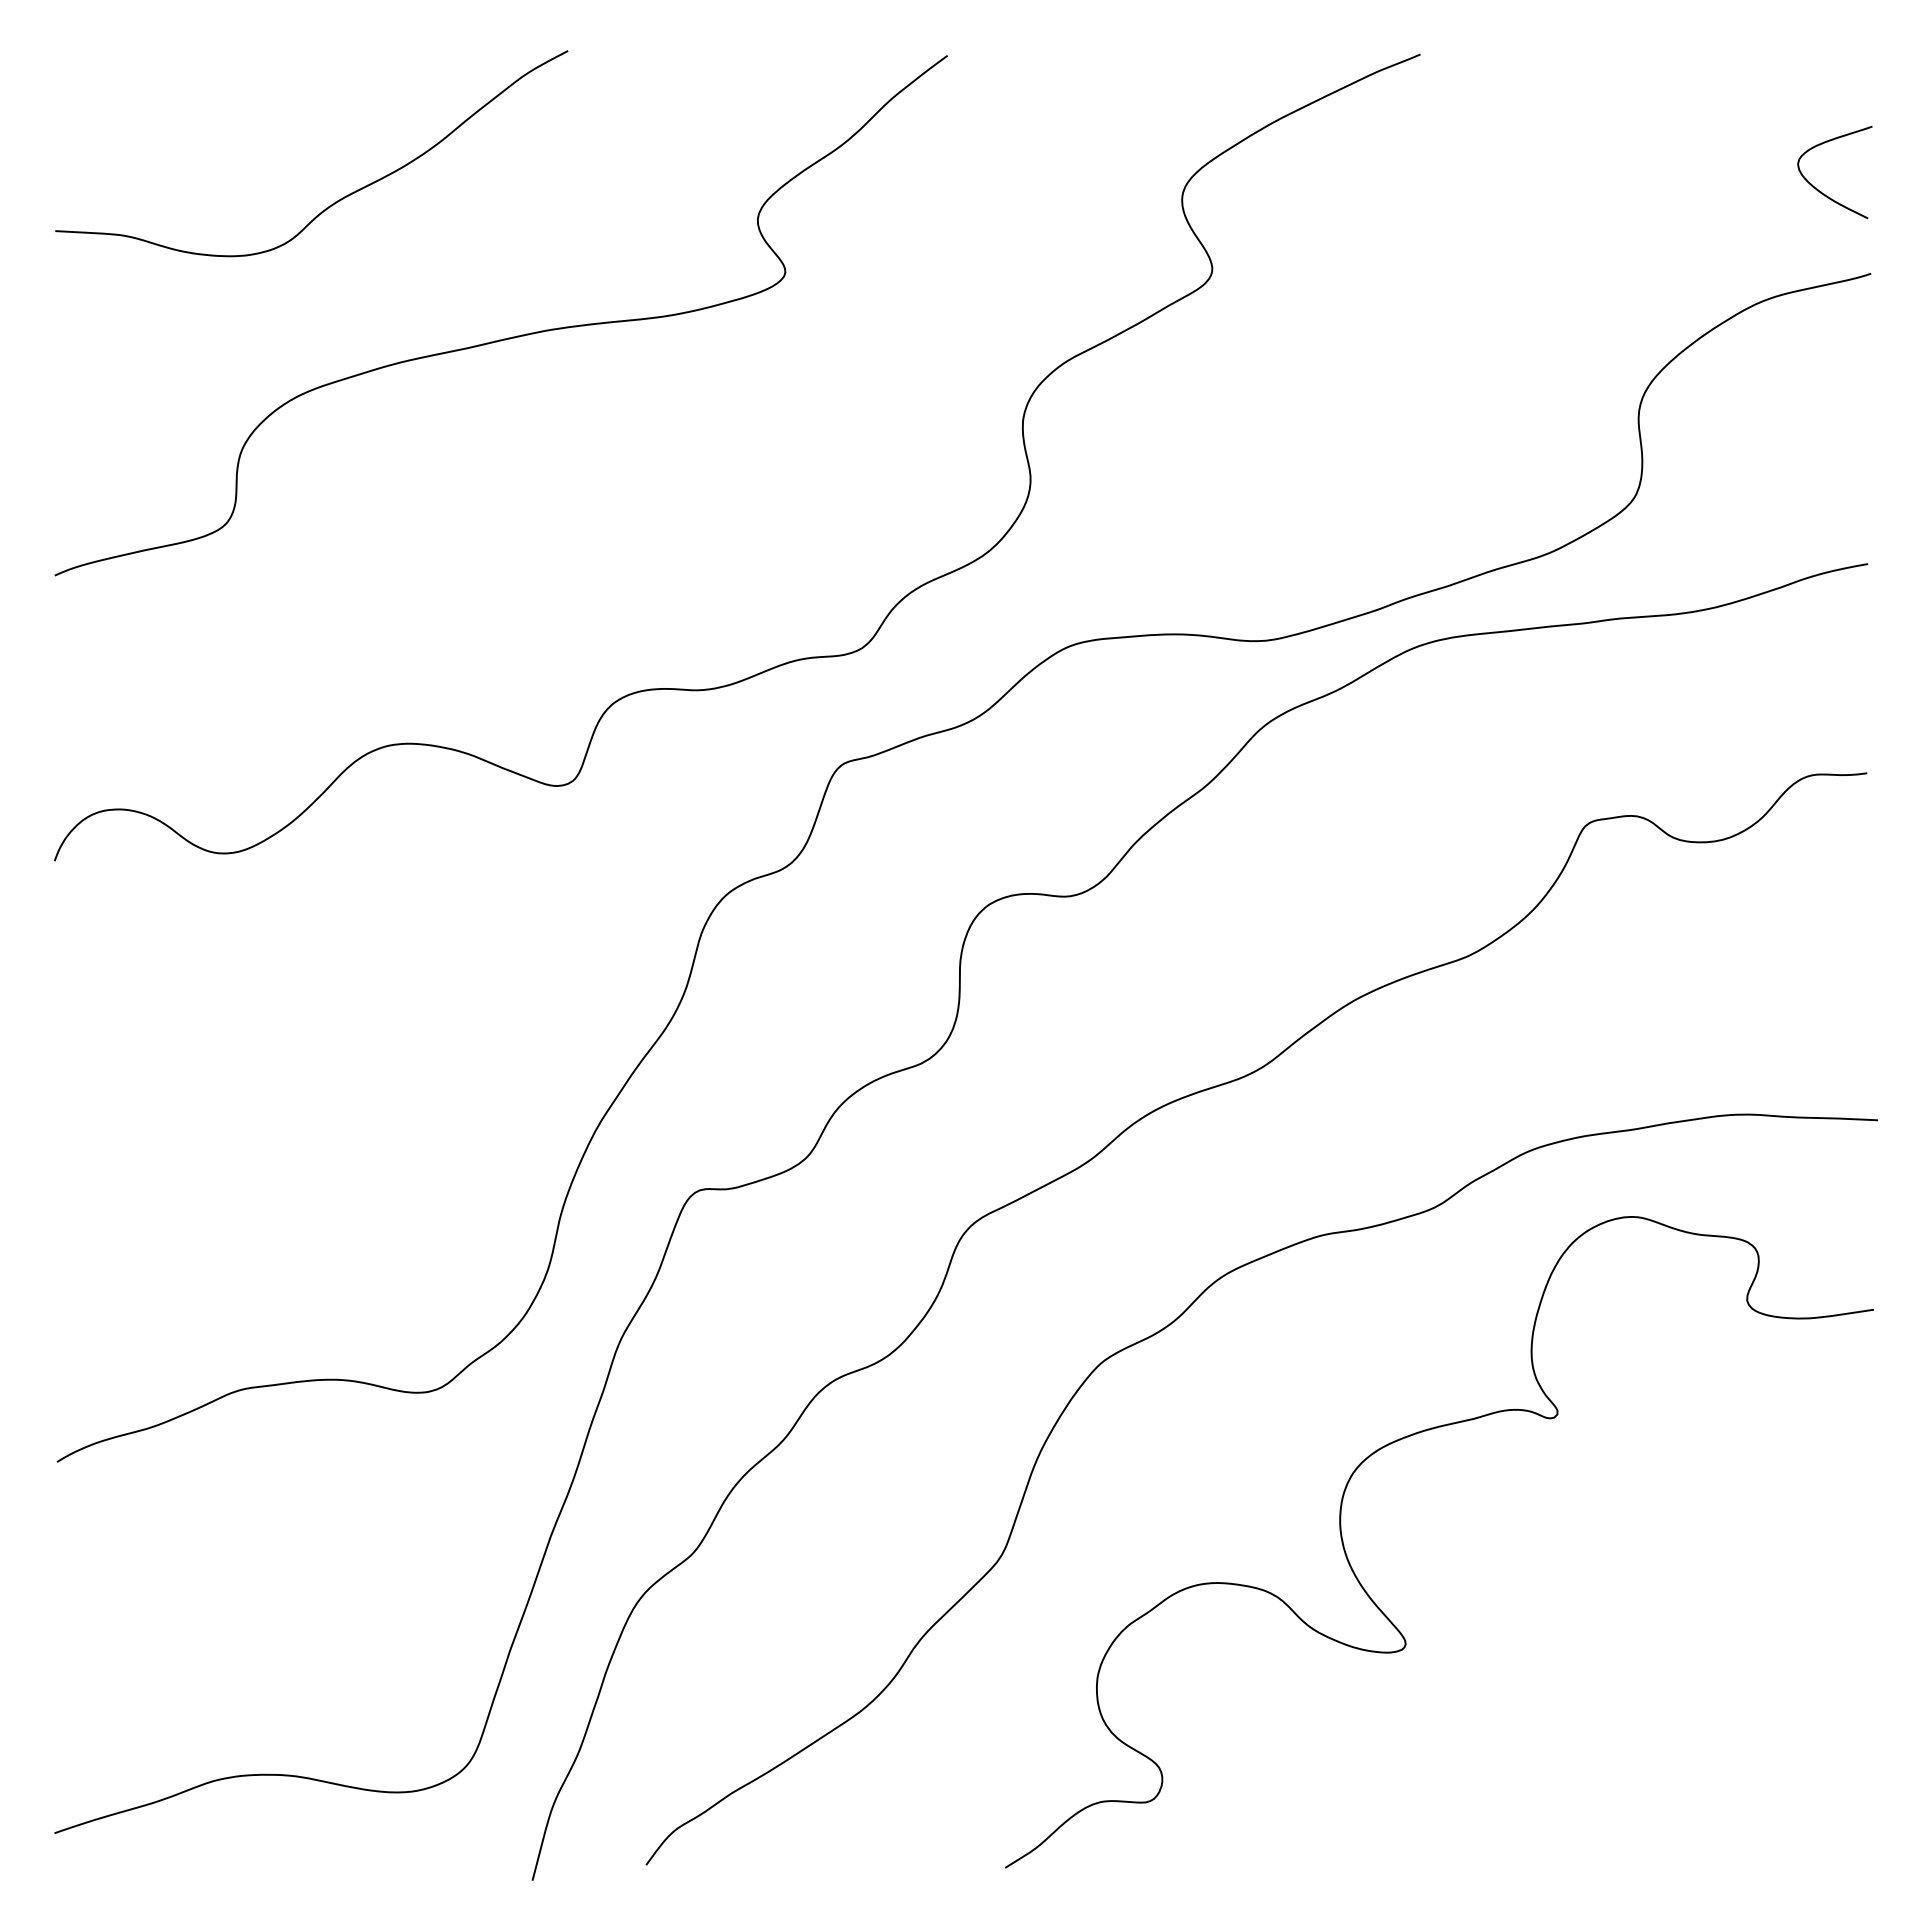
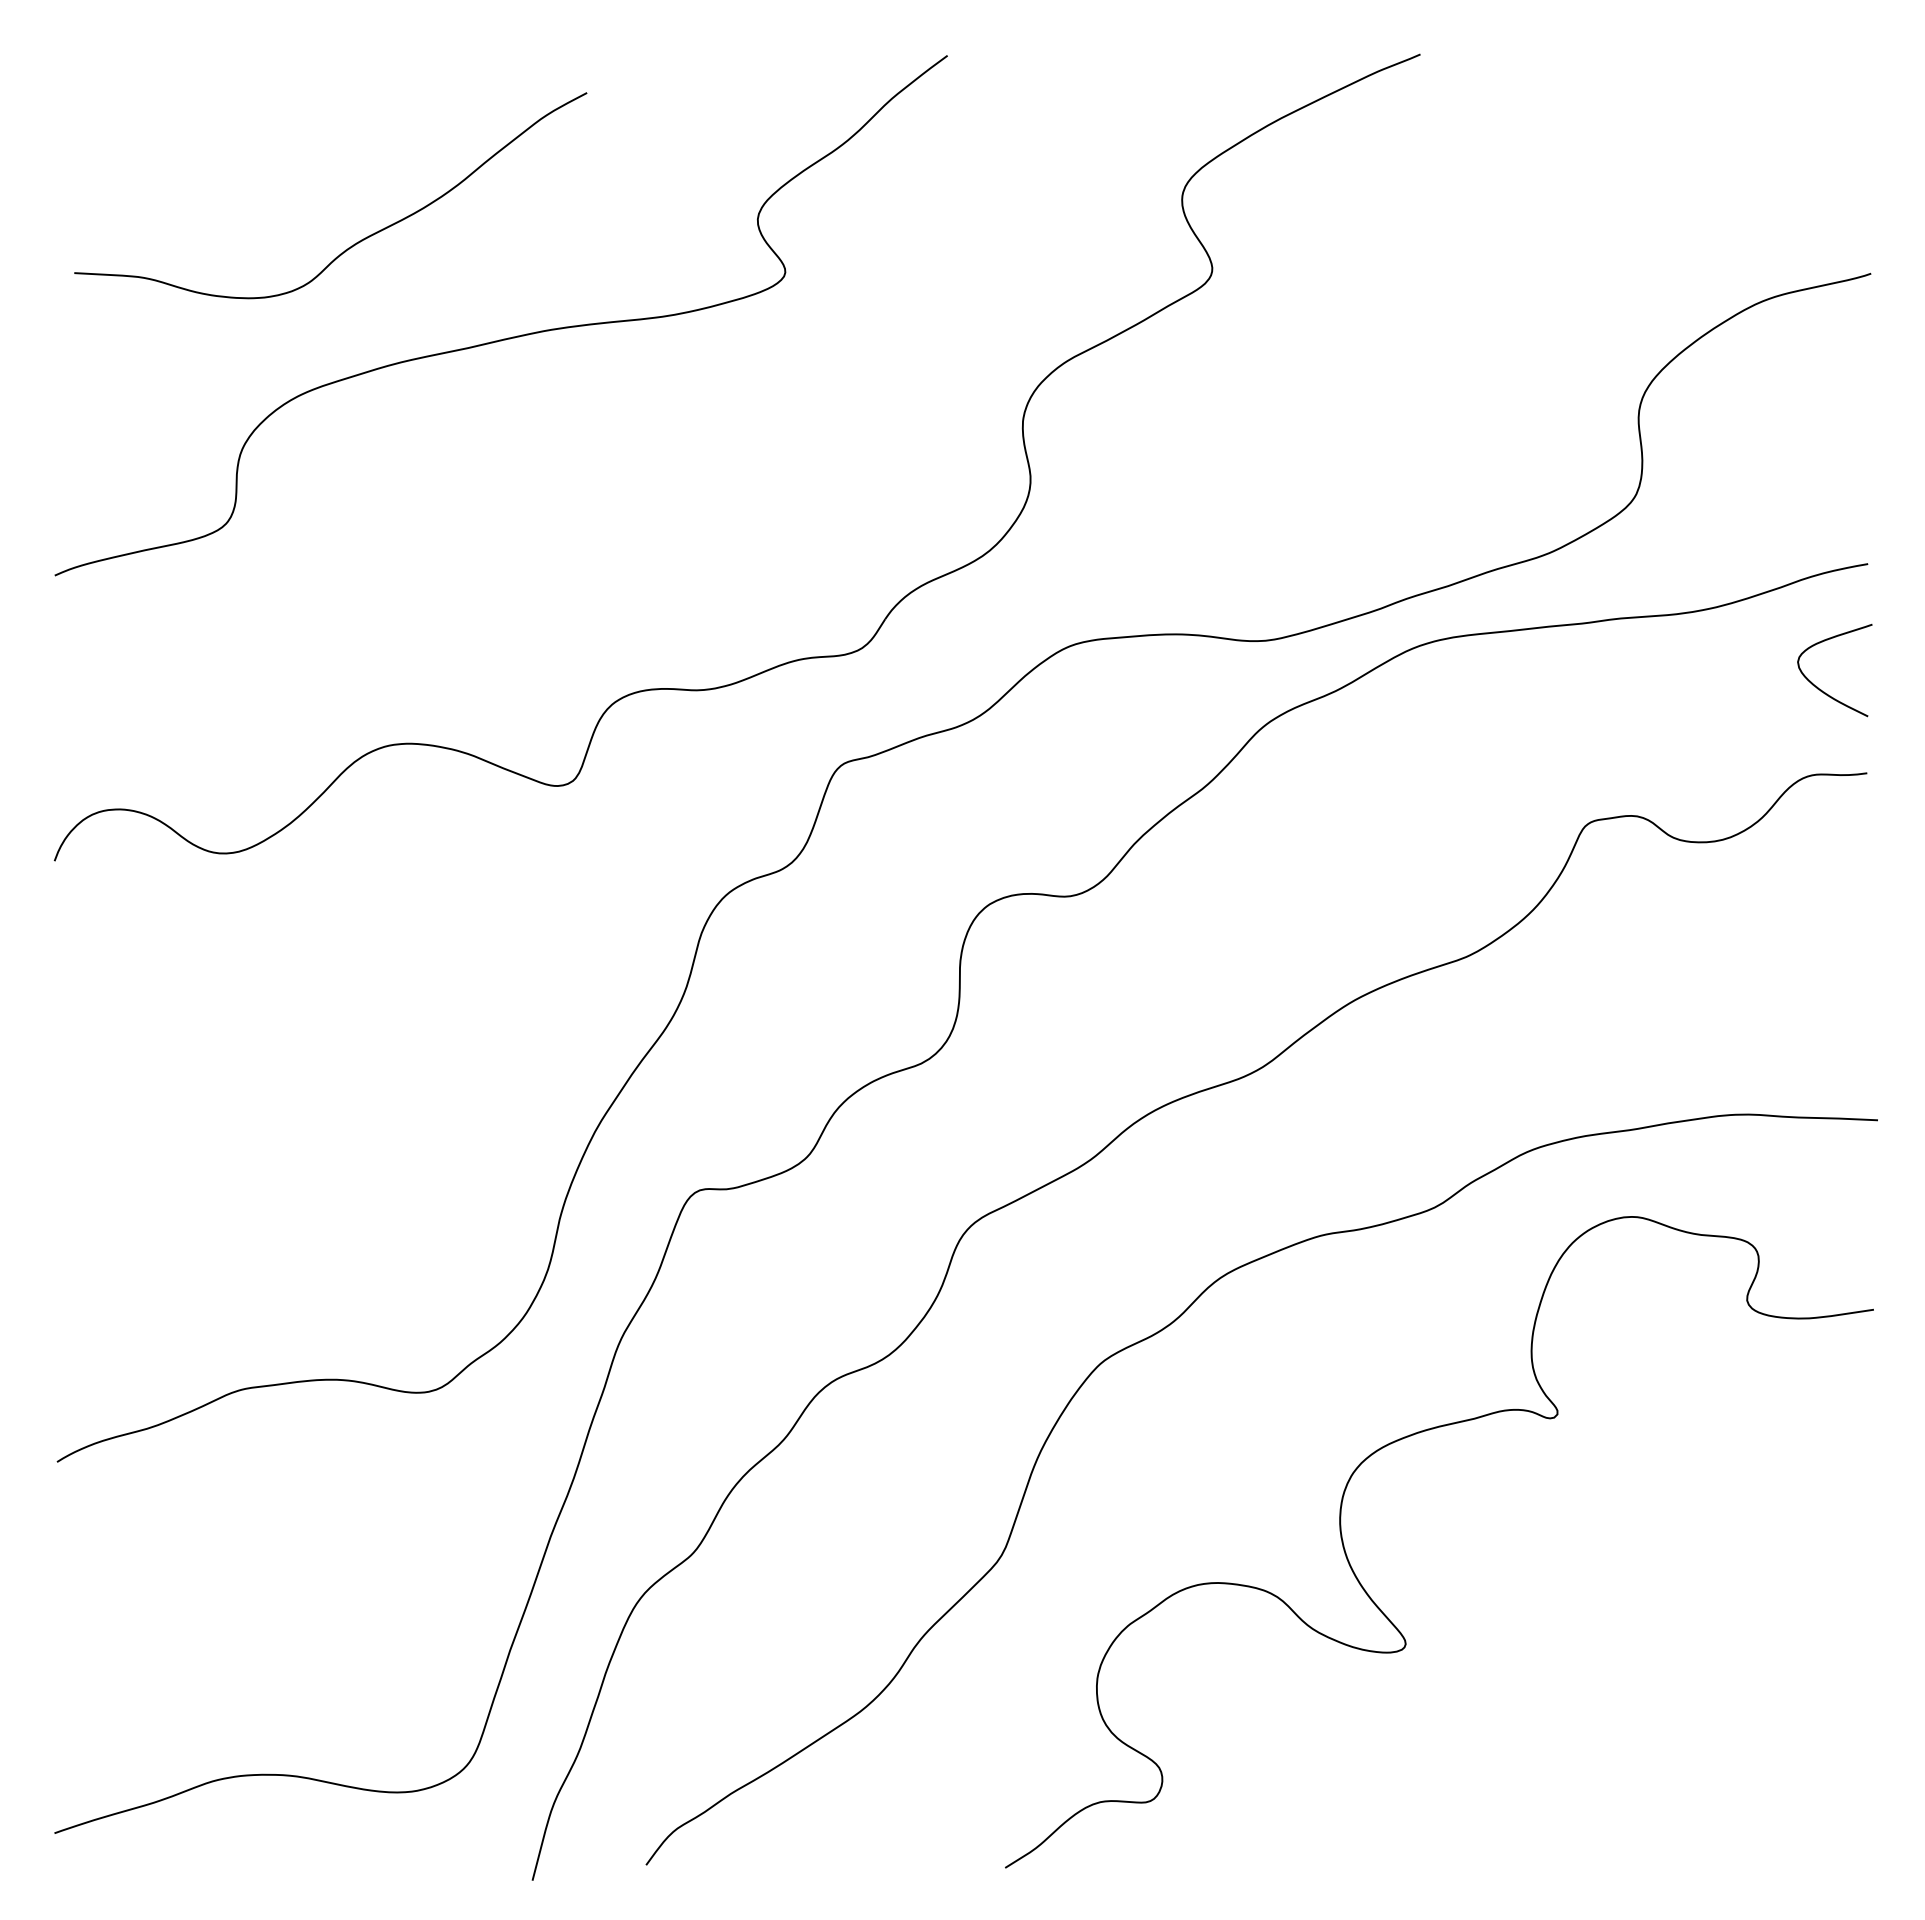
curve position: (1821, 191) -> (1821, 689) (1821, 689)
curve position: (340, 198) -> (359, 240) (359, 240)
